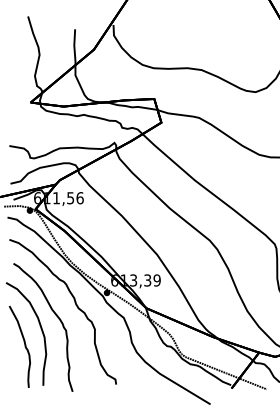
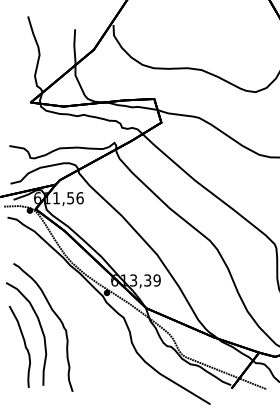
curve: present -> none (75, 305)
